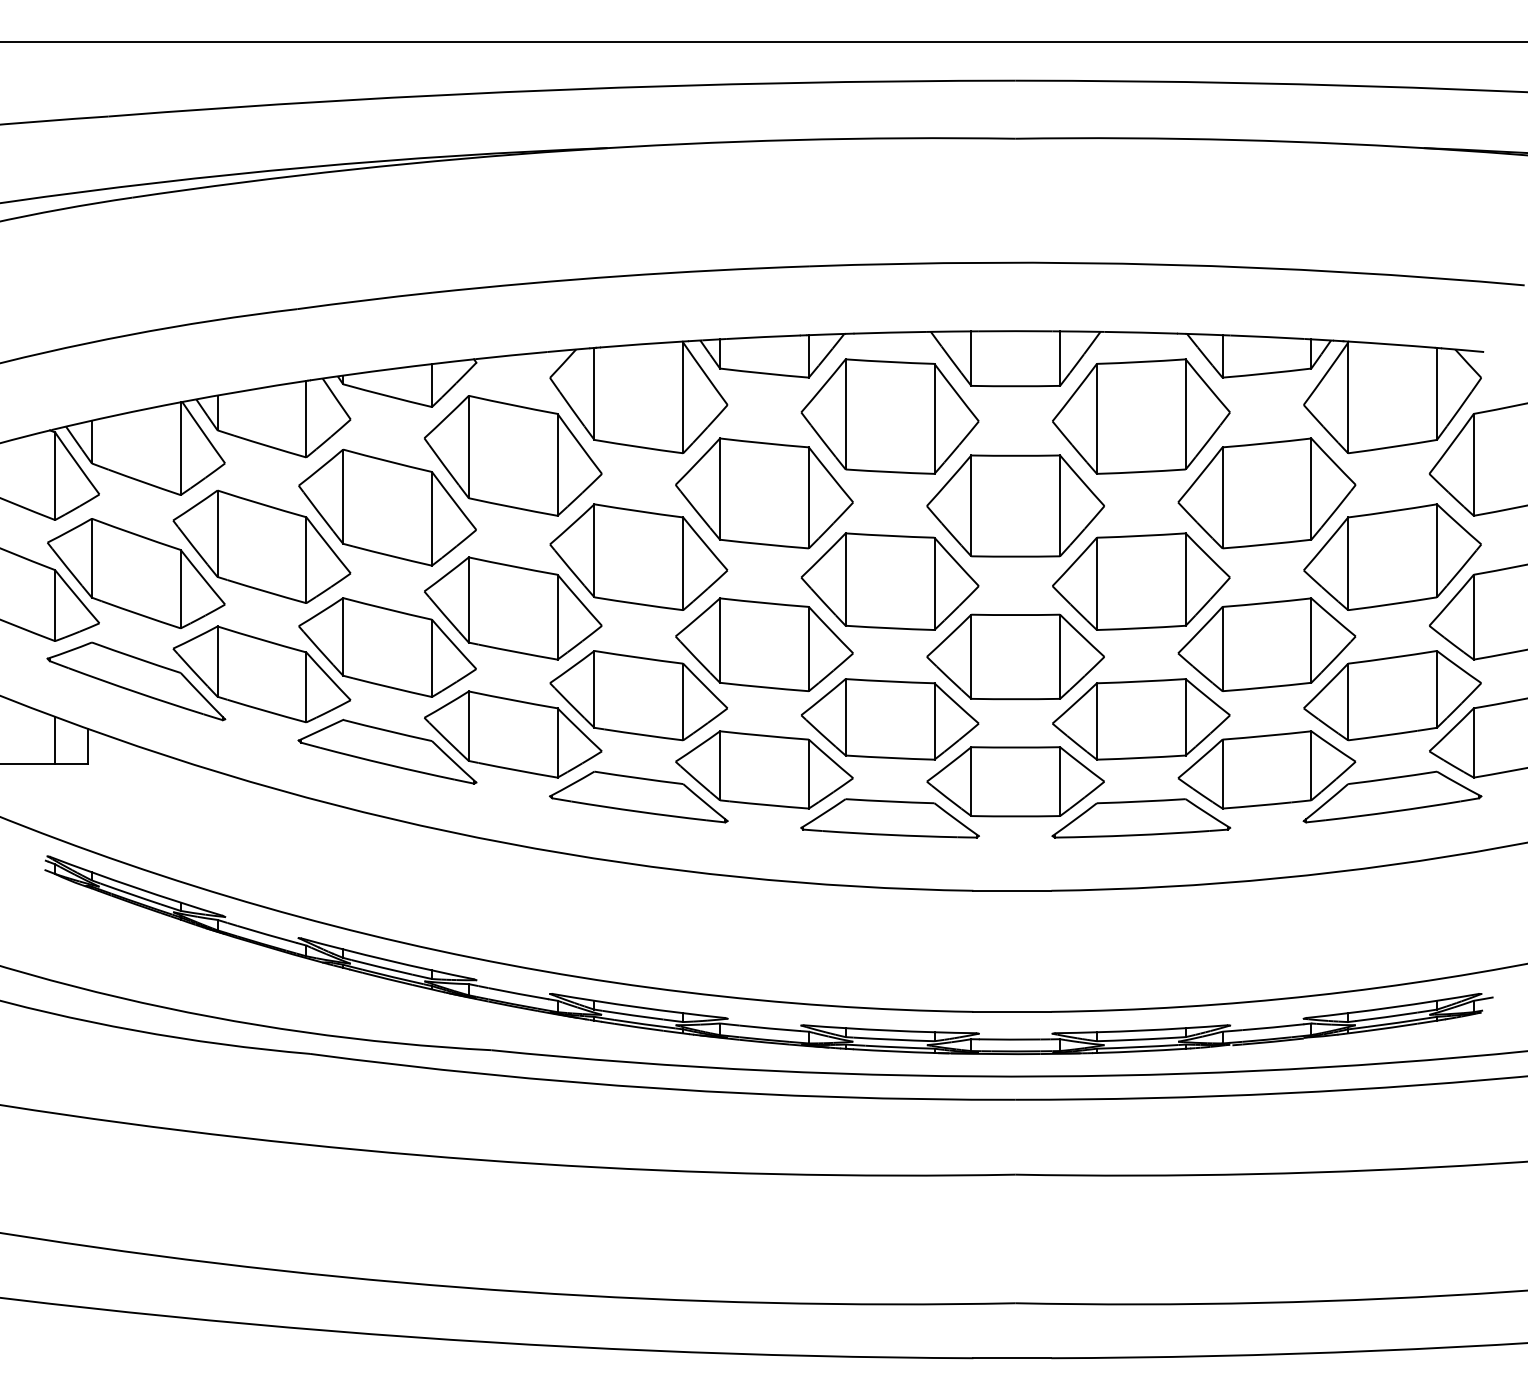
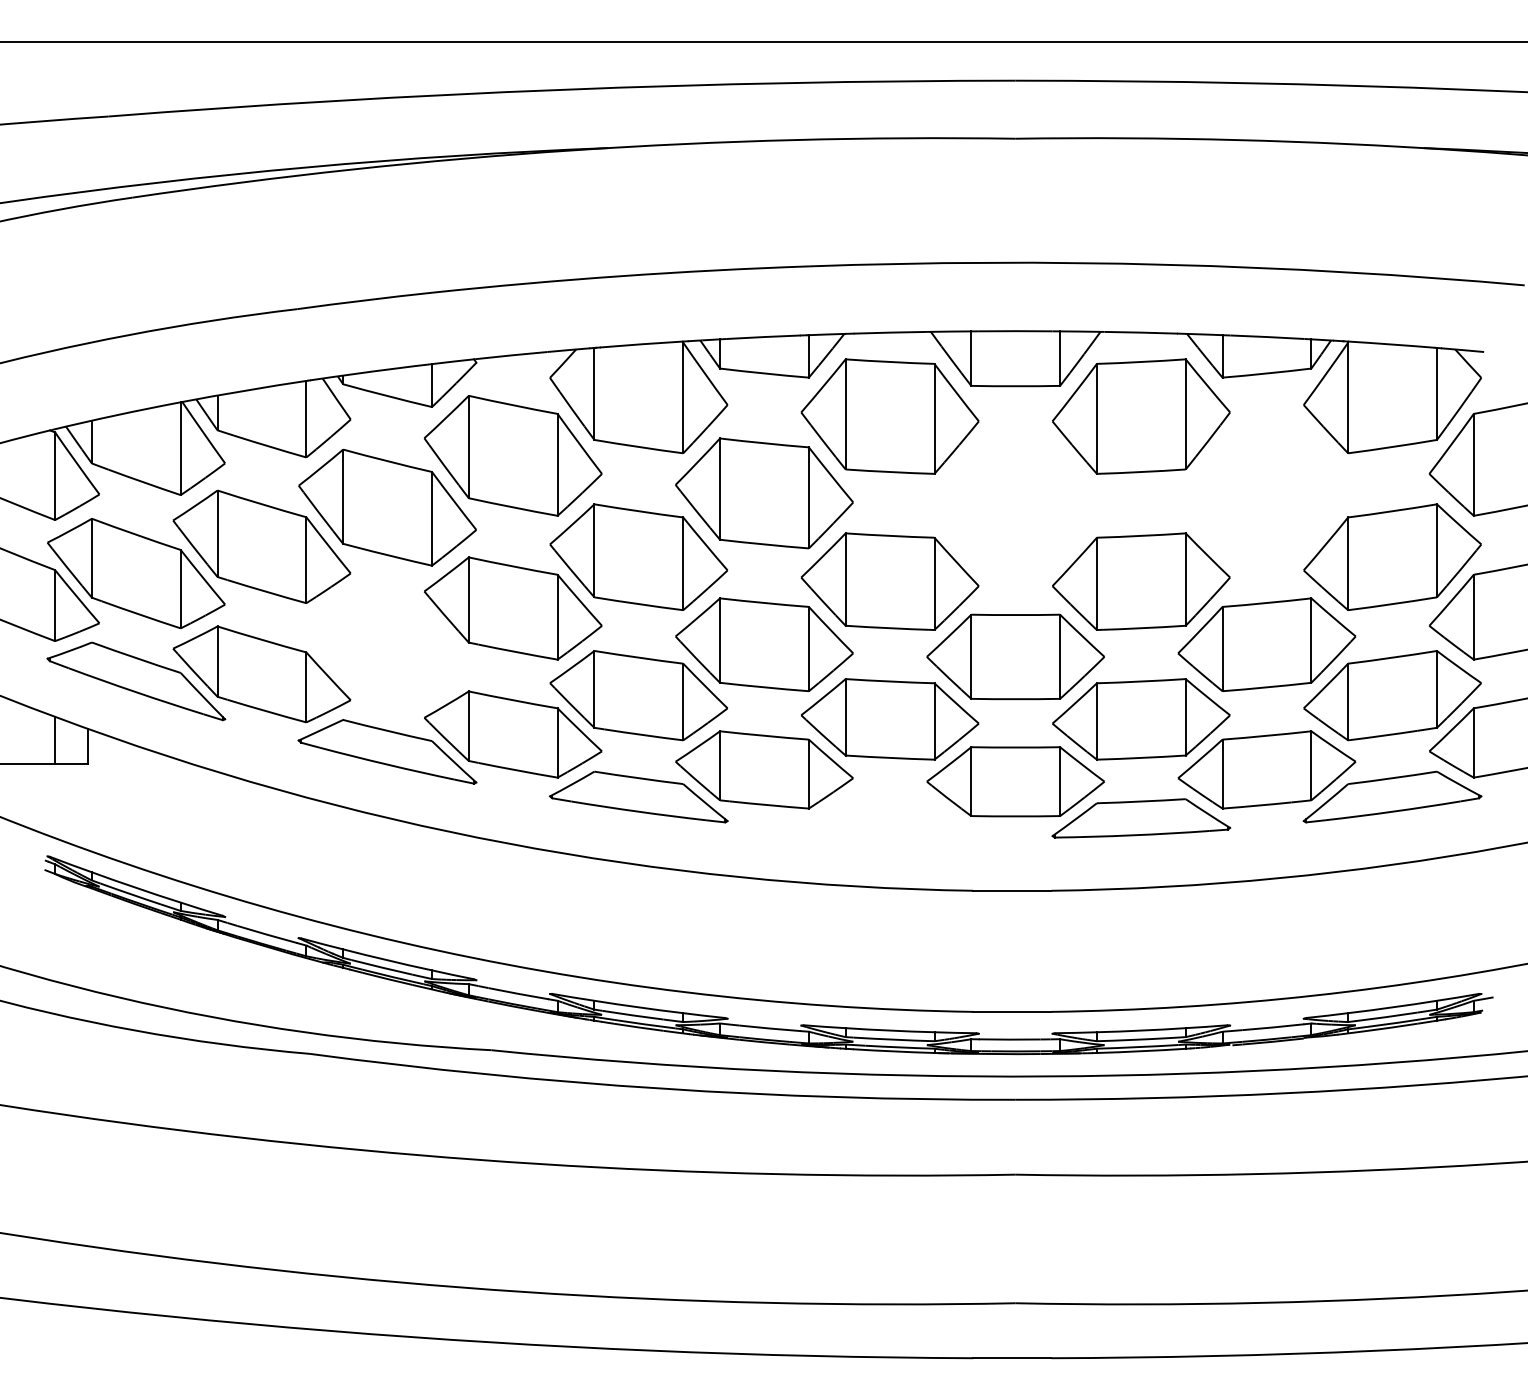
part: present -> none (1266, 493)
part: present -> none (1015, 505)
part: present -> none (387, 647)
part: present -> none (889, 818)
